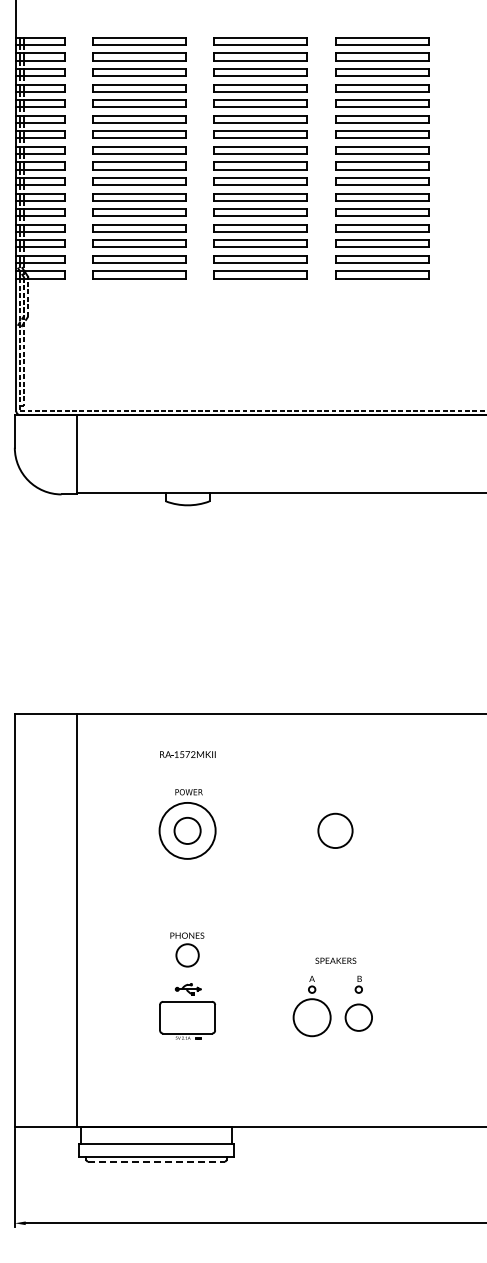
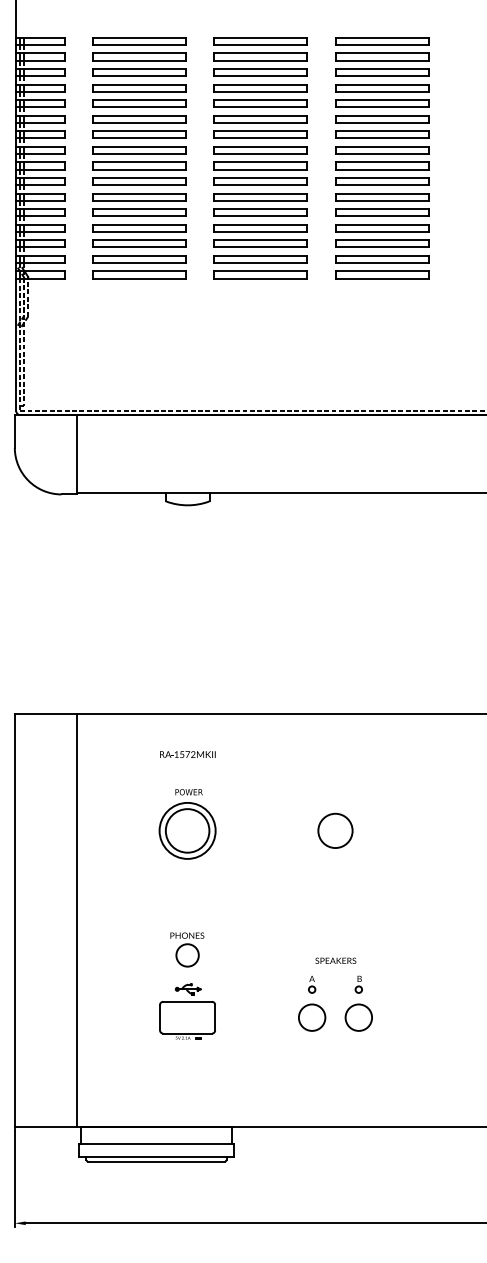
circle diameter: 26 px -> 44 px (187, 830)
circle diameter: 37 px -> 26 px (311, 1017)
line: dashed -> solid (156, 1161)
